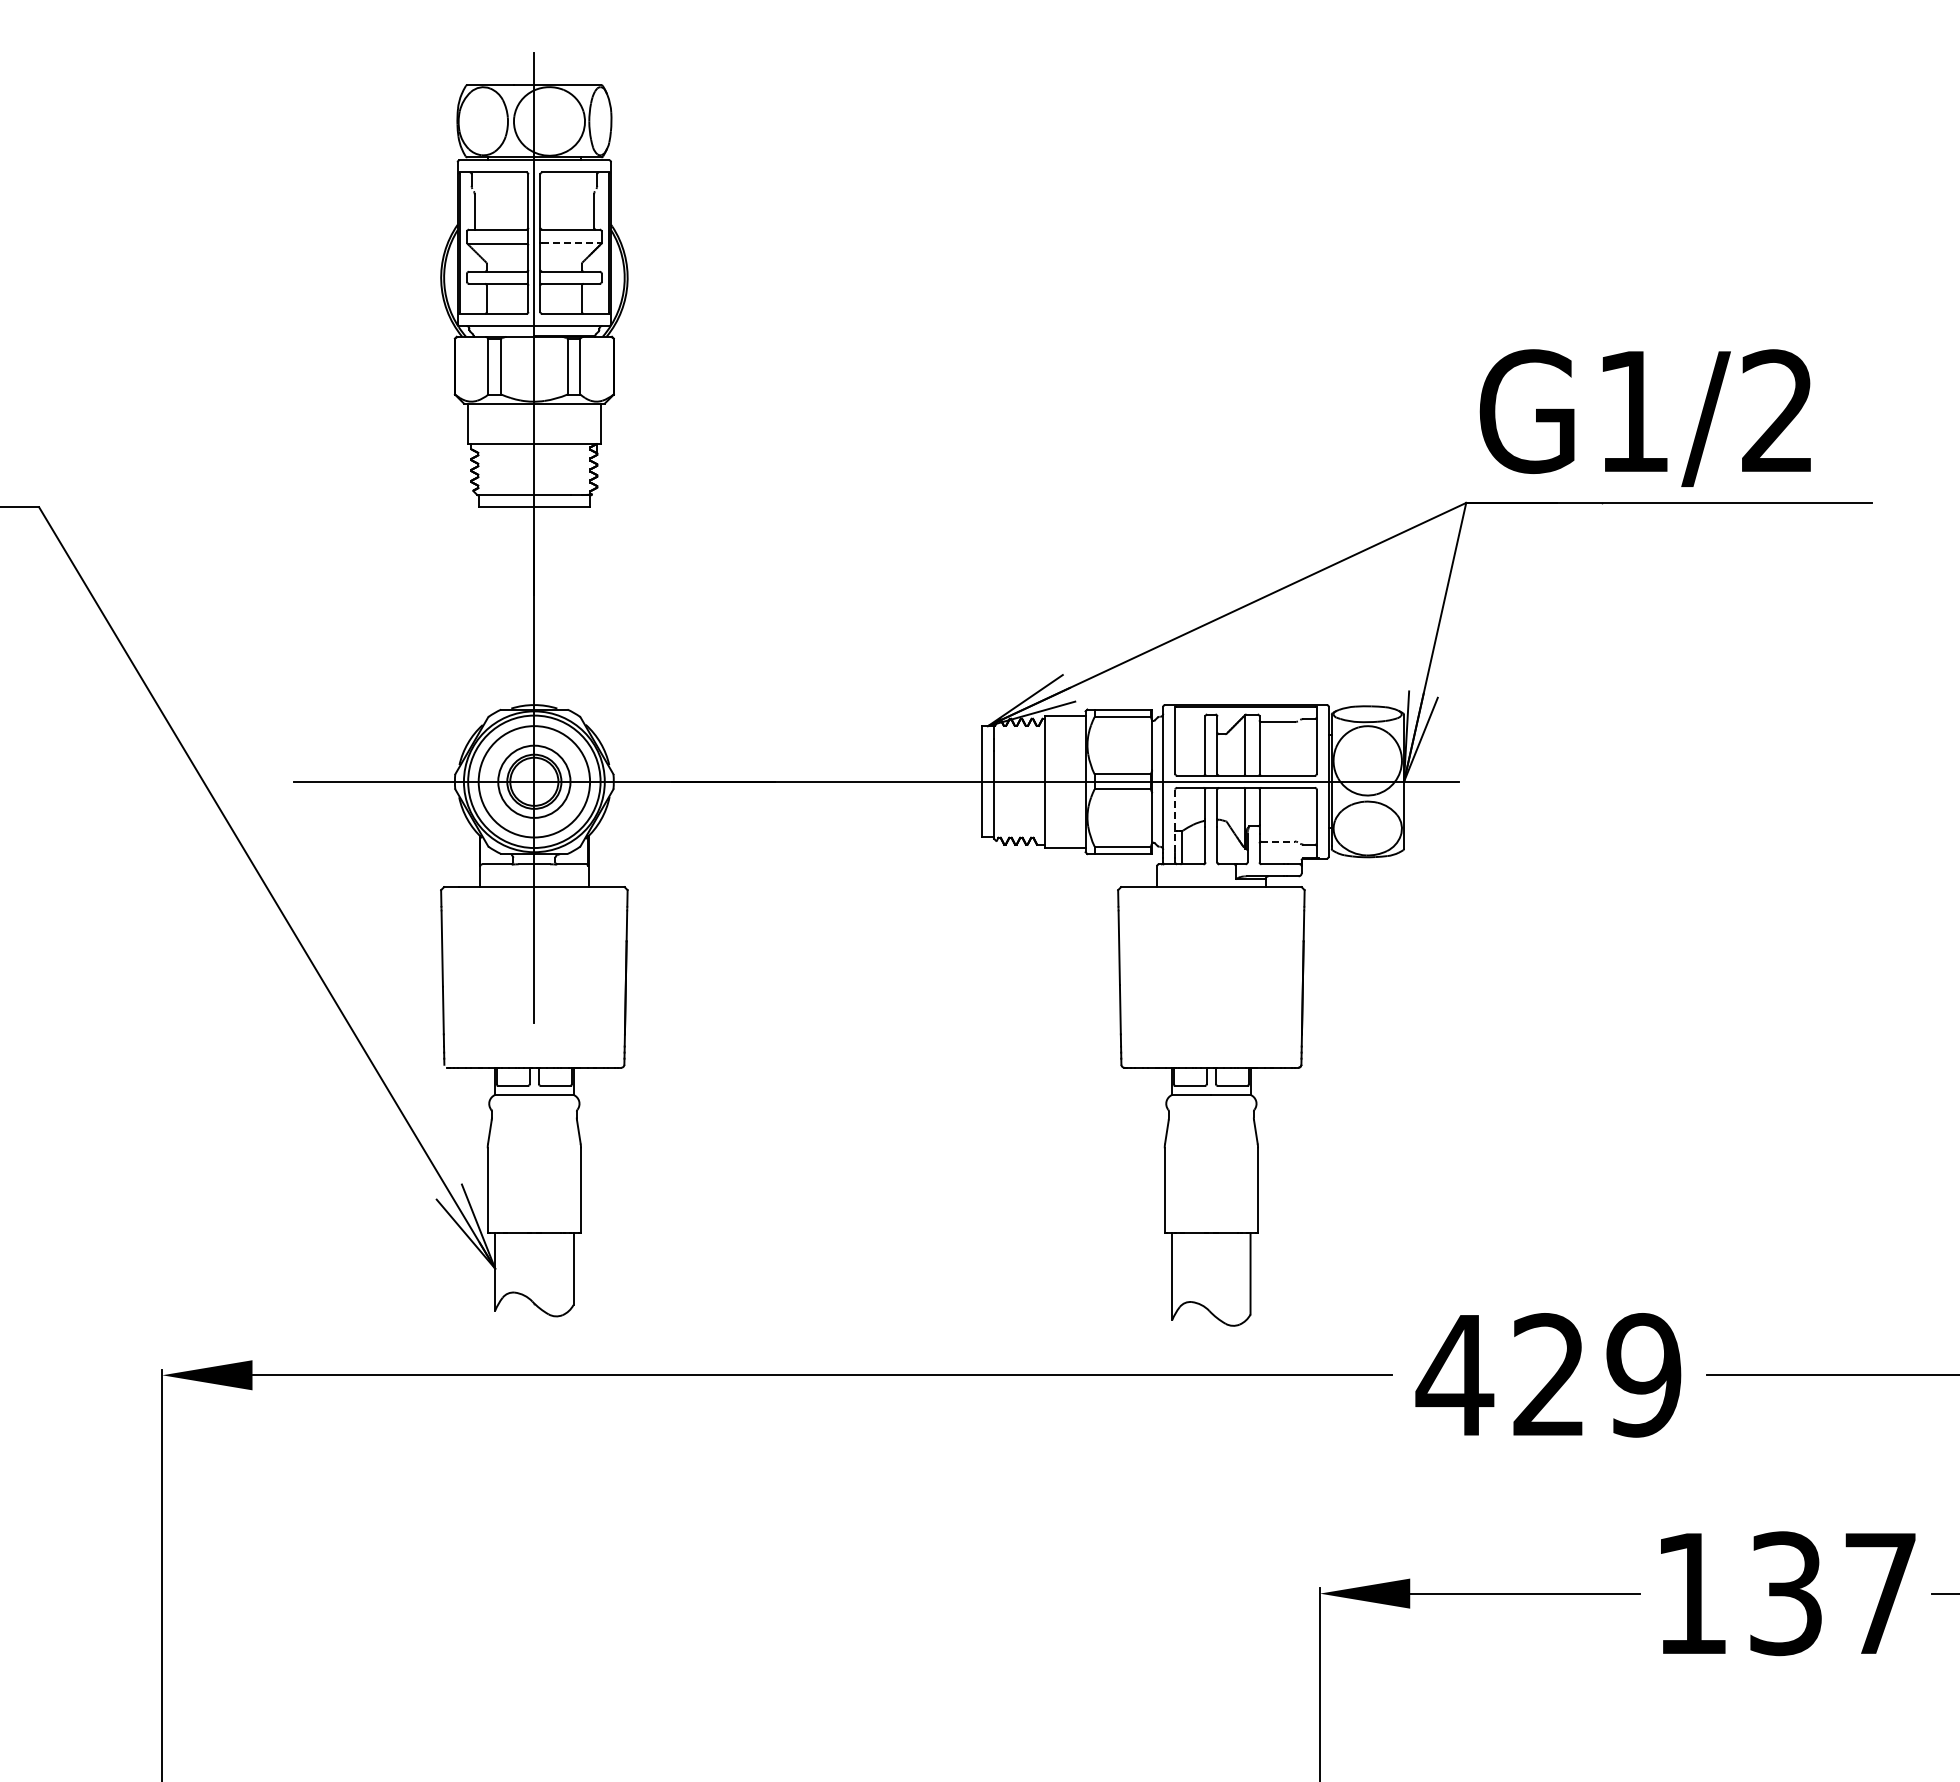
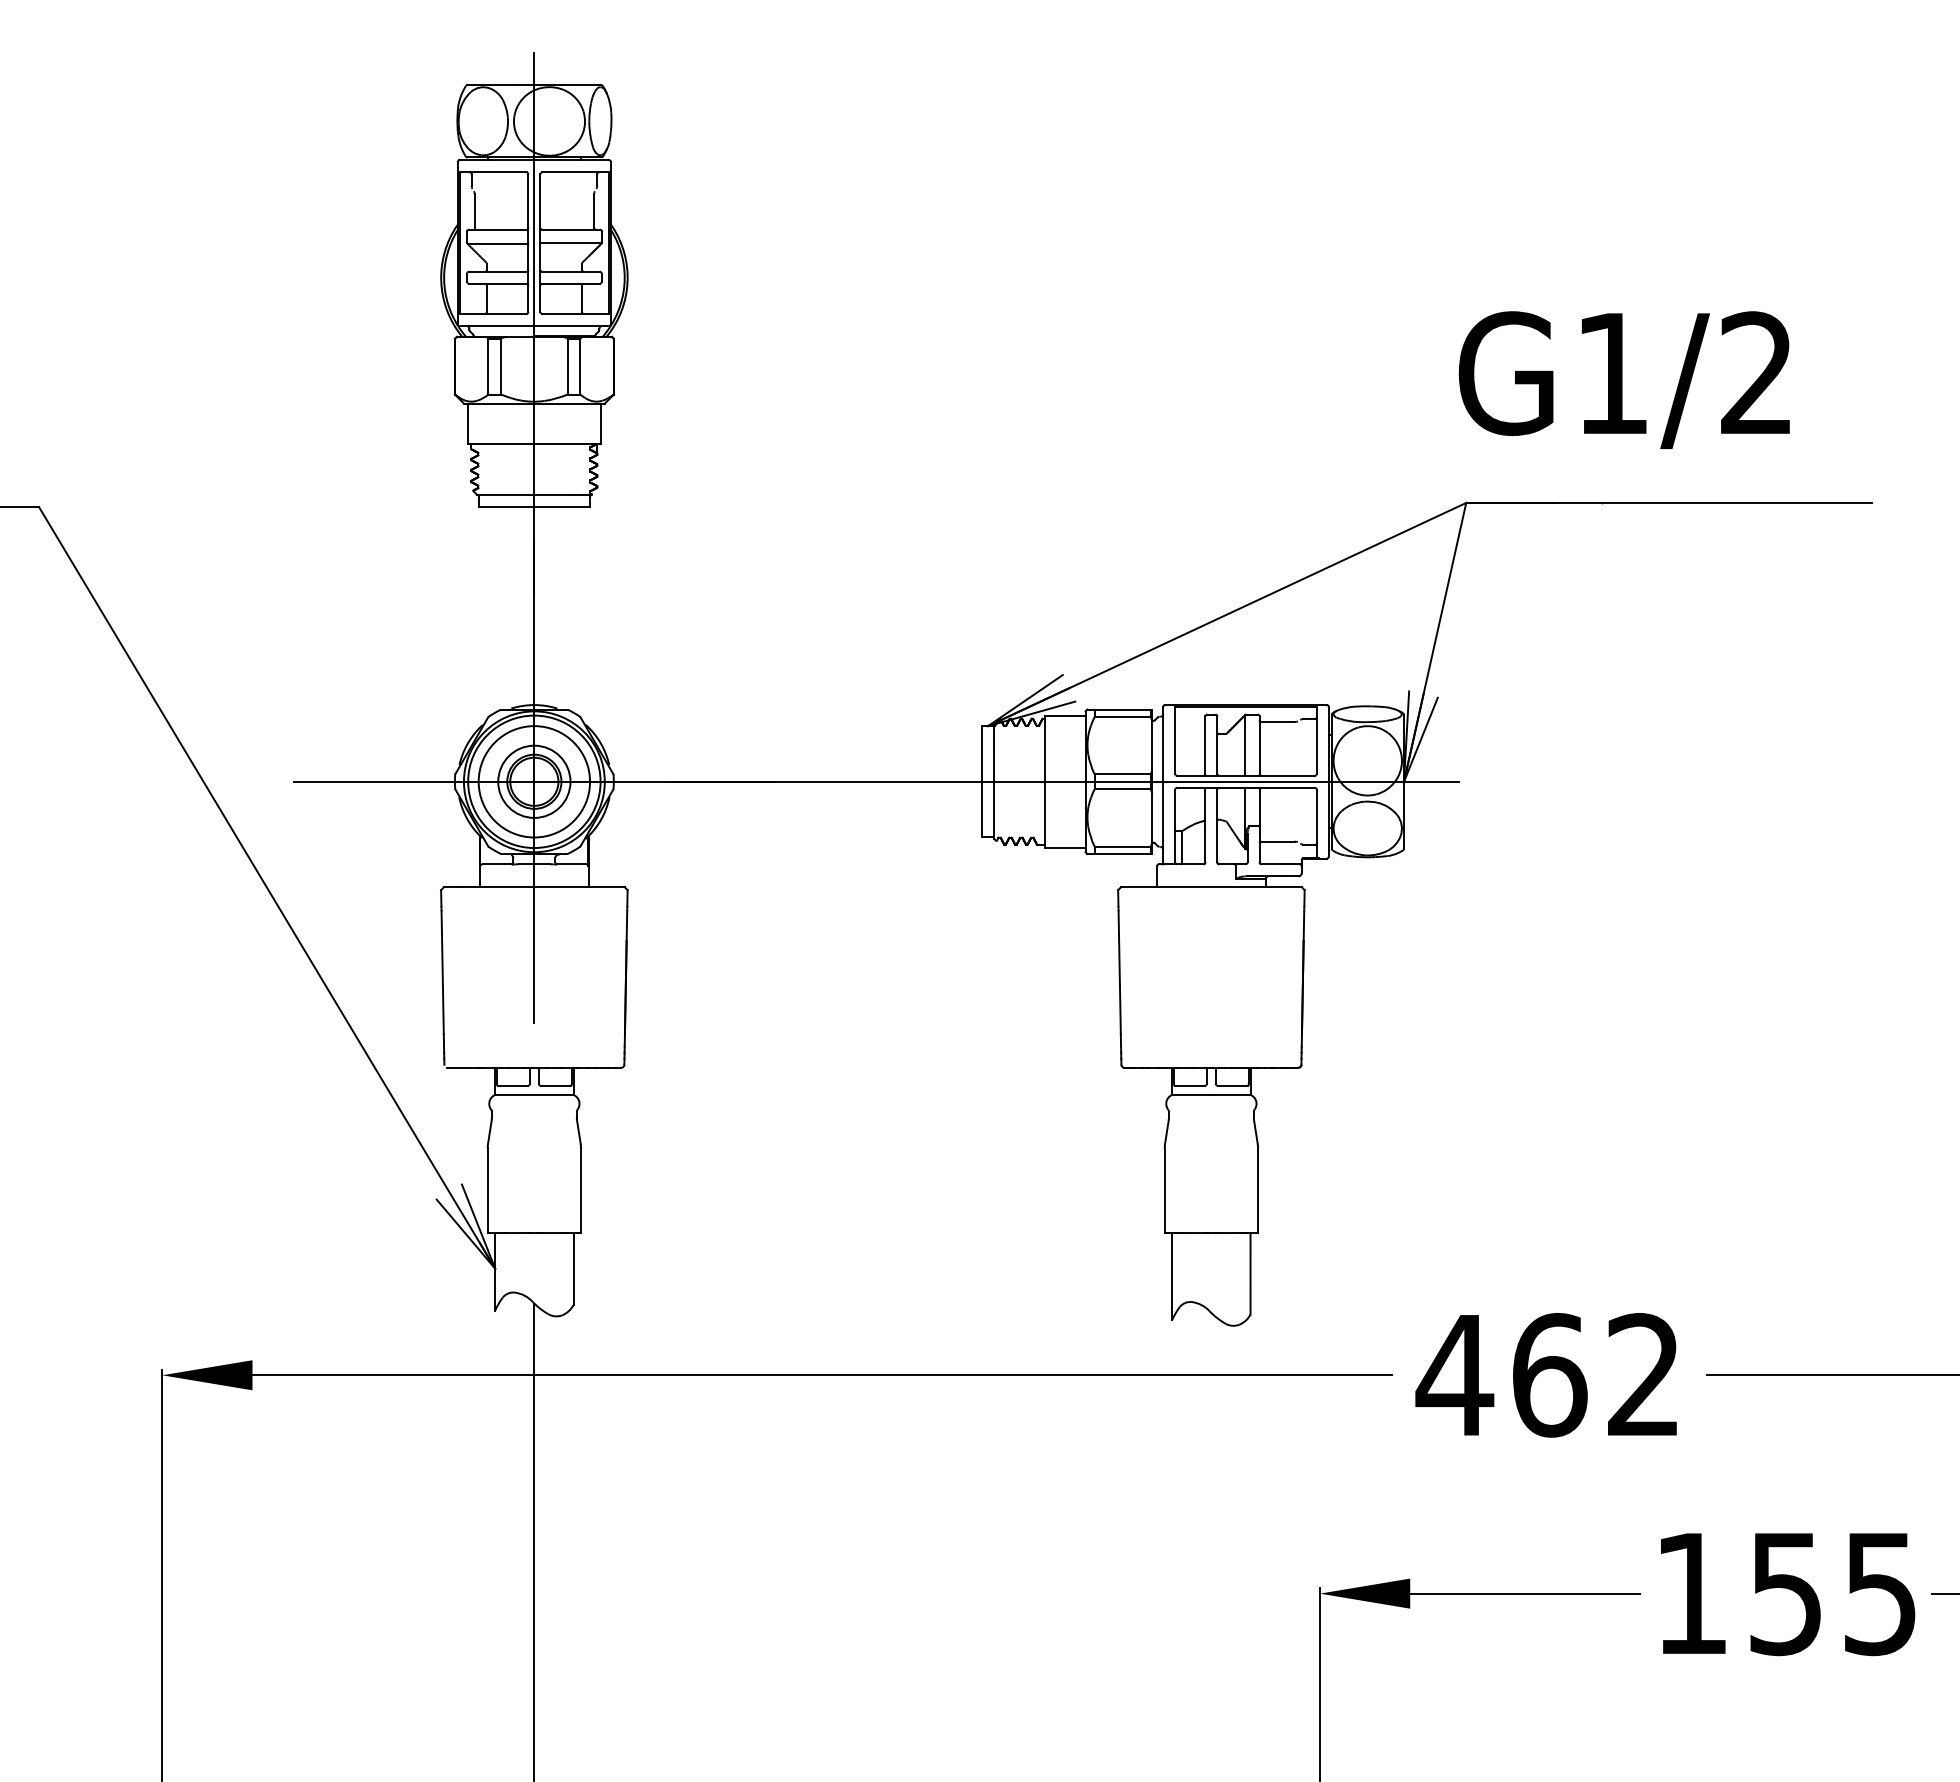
line: dashed -> solid (571, 242)
text position: (1644, 417) -> (1623, 379) (1623, 379)
line: dashed -> solid (1175, 821)
line: dashed -> solid (1278, 841)
text: 429 -> 462 (1597, 1375)
line: none -> present (534, 1540)
text: 137 -> 155 (1832, 1593)
